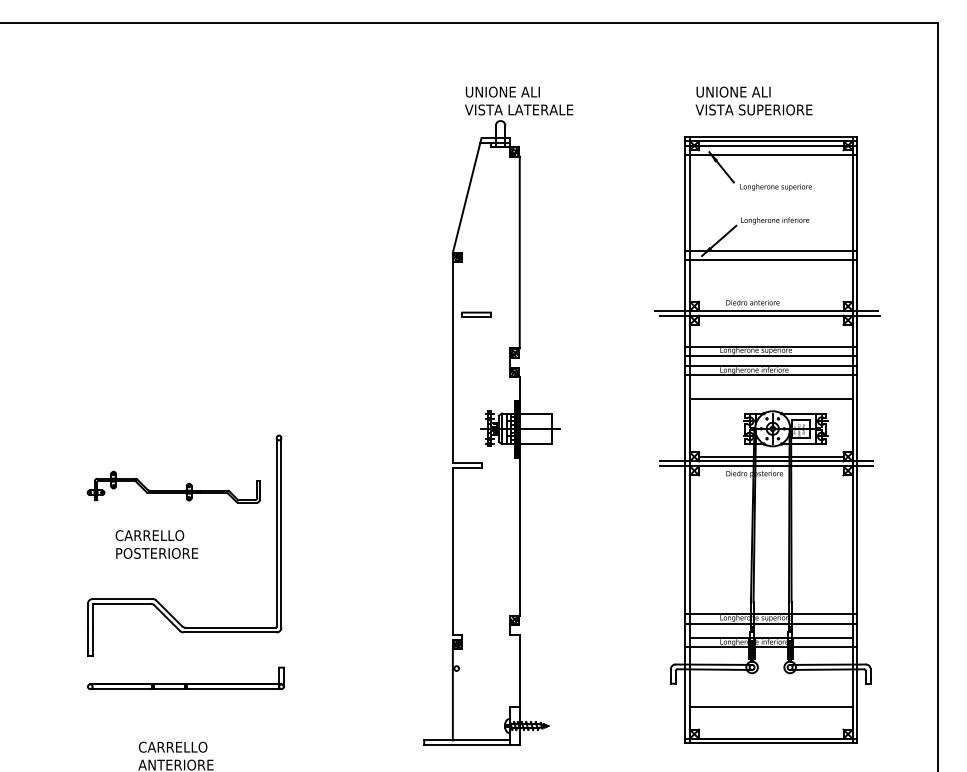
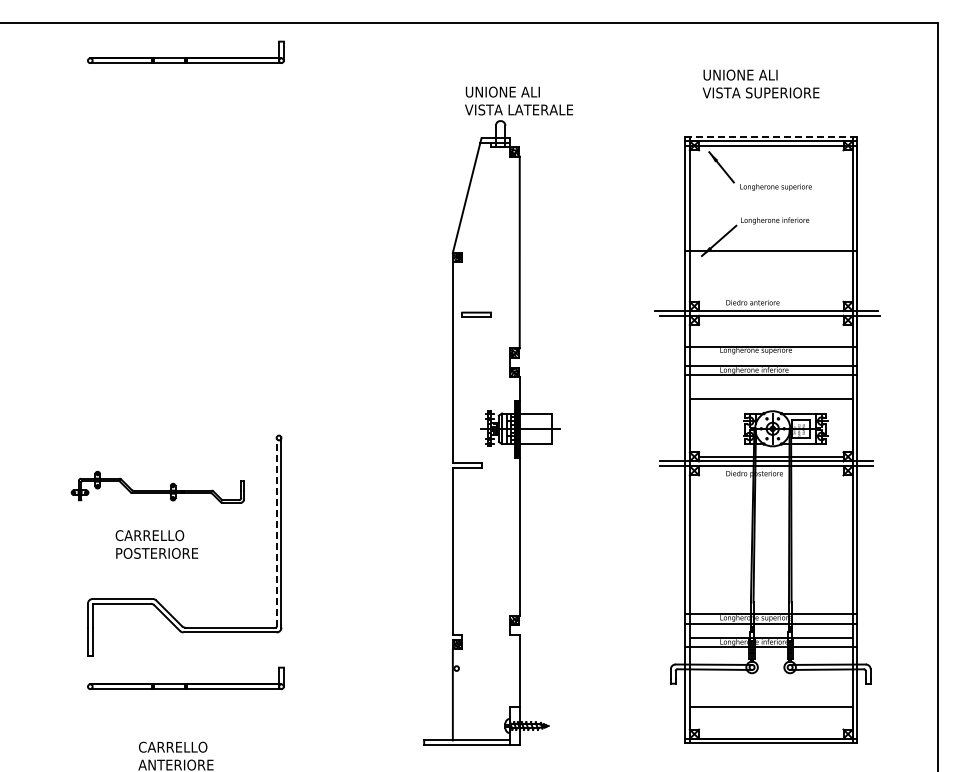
part: none -> present (185, 51)
text position: (753, 100) -> (760, 83) (760, 83)
line: solid -> dashed (770, 136)
line: present -> none (771, 155)
line: present -> none (771, 260)
line: present -> none (771, 355)
part position: (173, 486) -> (157, 486) (157, 486)
line: solid -> dashed (276, 531)
